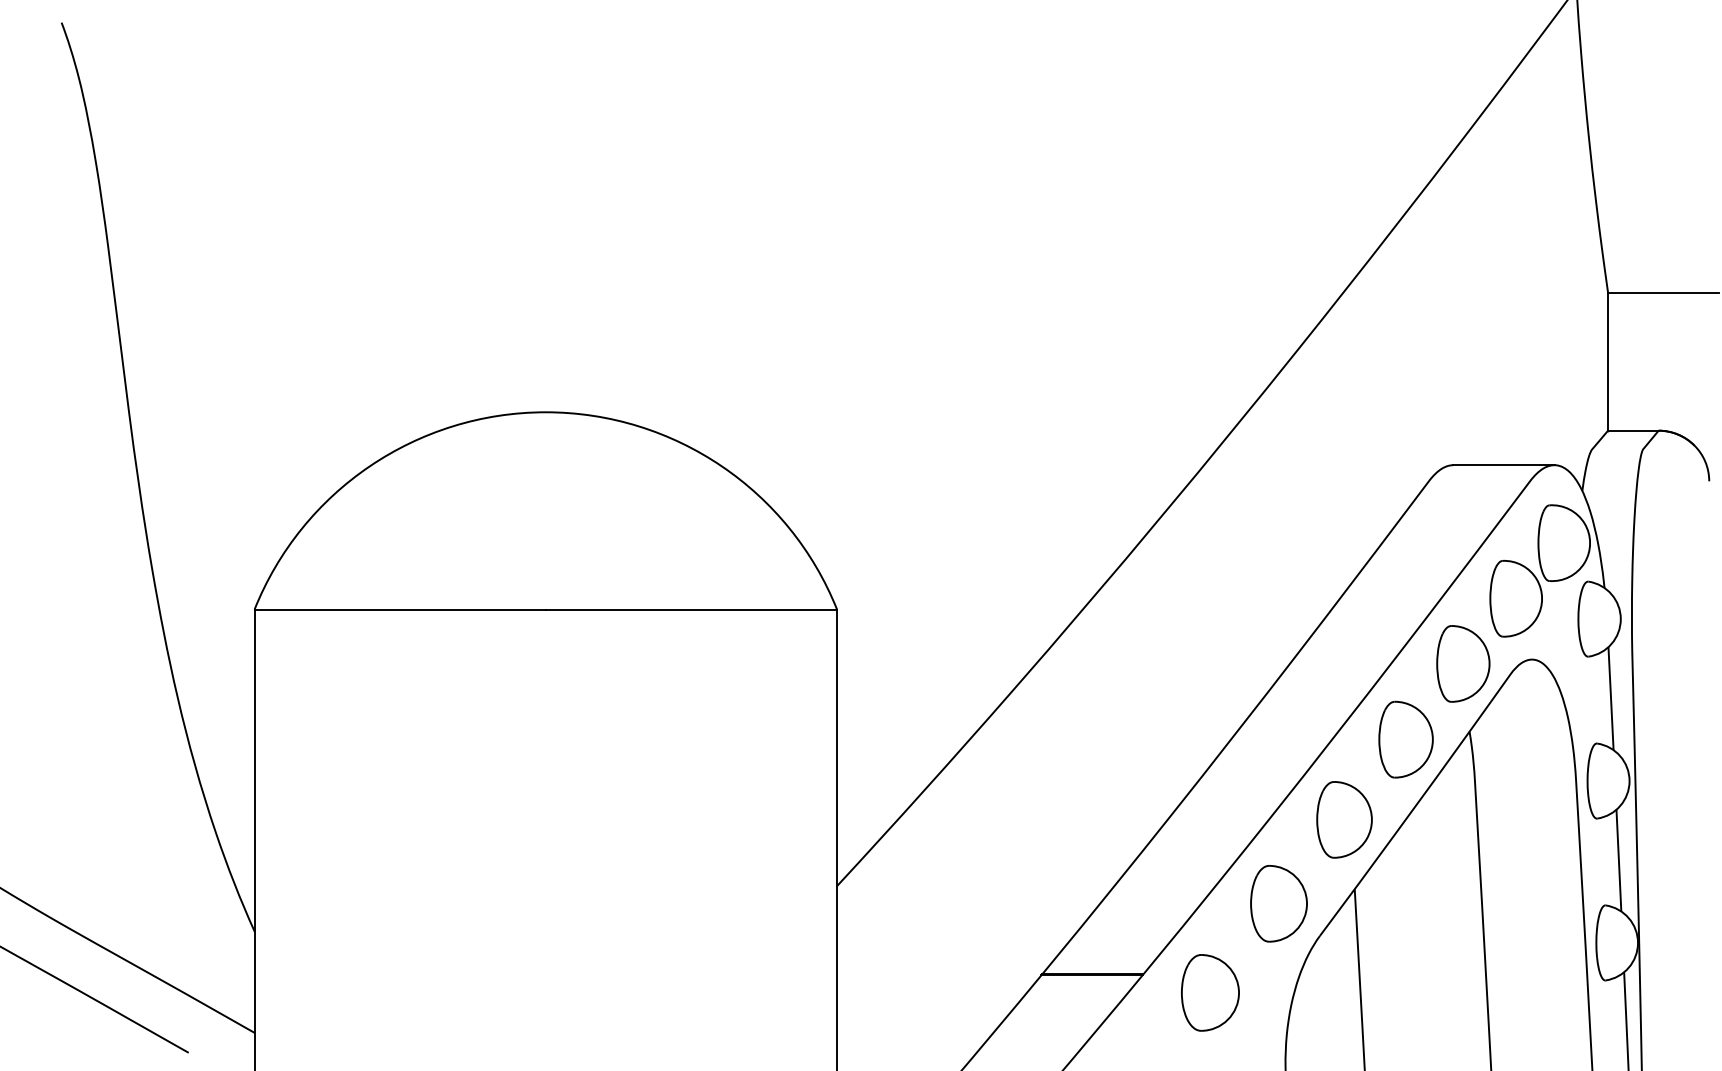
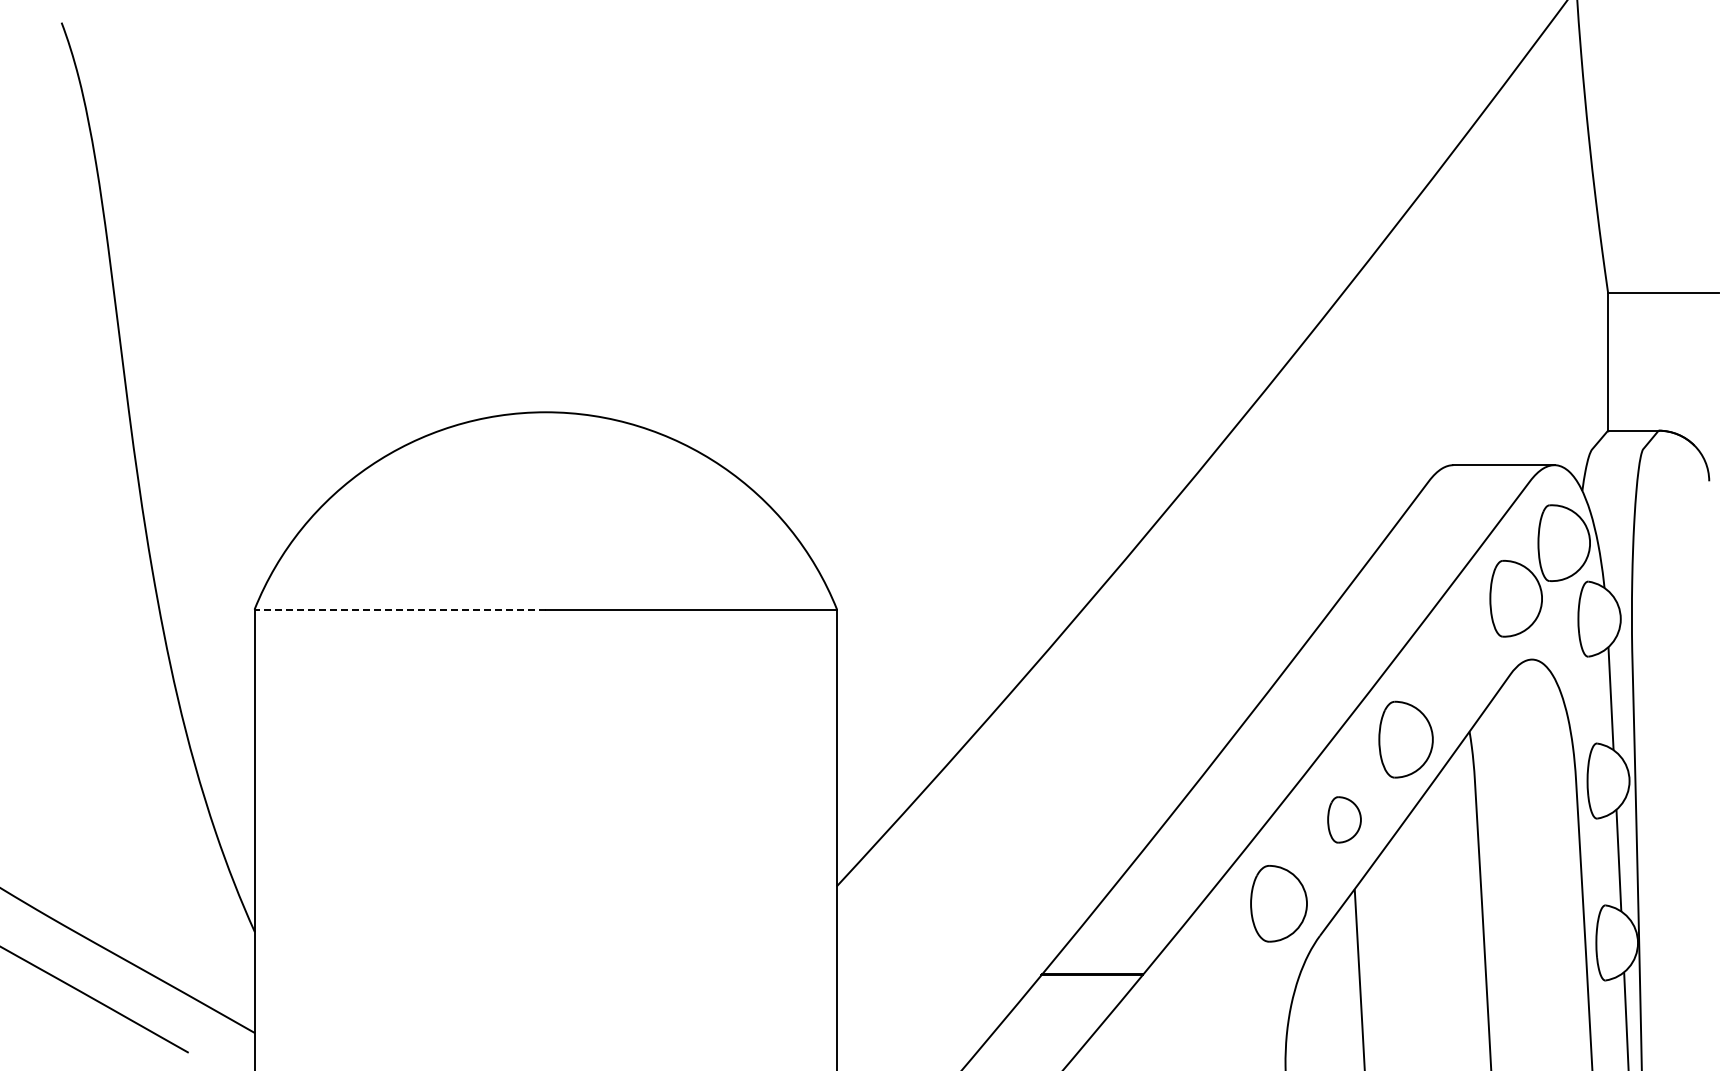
line: solid -> dashed (400, 609)
part: present -> none (1463, 663)
part size: 57x78 px -> 35x48 px (1344, 819)
part: present -> none (1210, 992)
